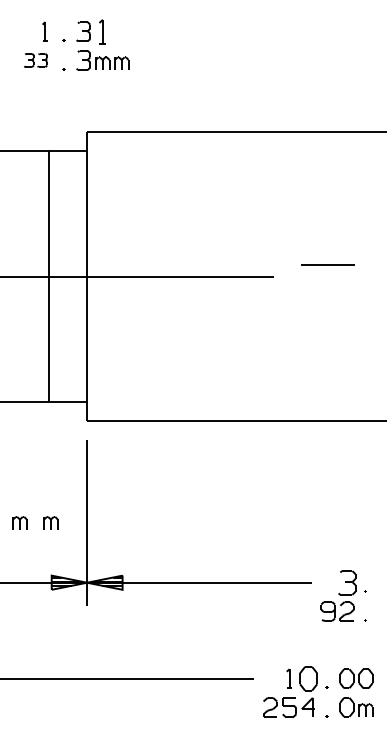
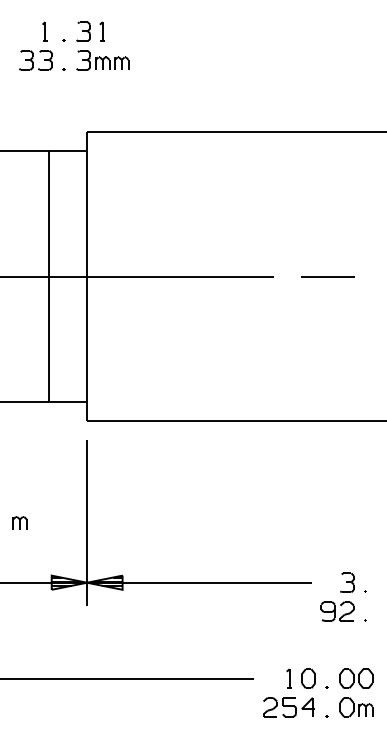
part size: 7x26 px -> 6x21 px (101, 31)
part size: 24x15 px -> 34x21 px (35, 60)
line position: (327, 264) -> (327, 276) (327, 276)
part: present -> none (50, 522)
part size: 19x26 px -> 15x21 px (347, 582)
part size: 19x26 px -> 15x21 px (308, 678)
